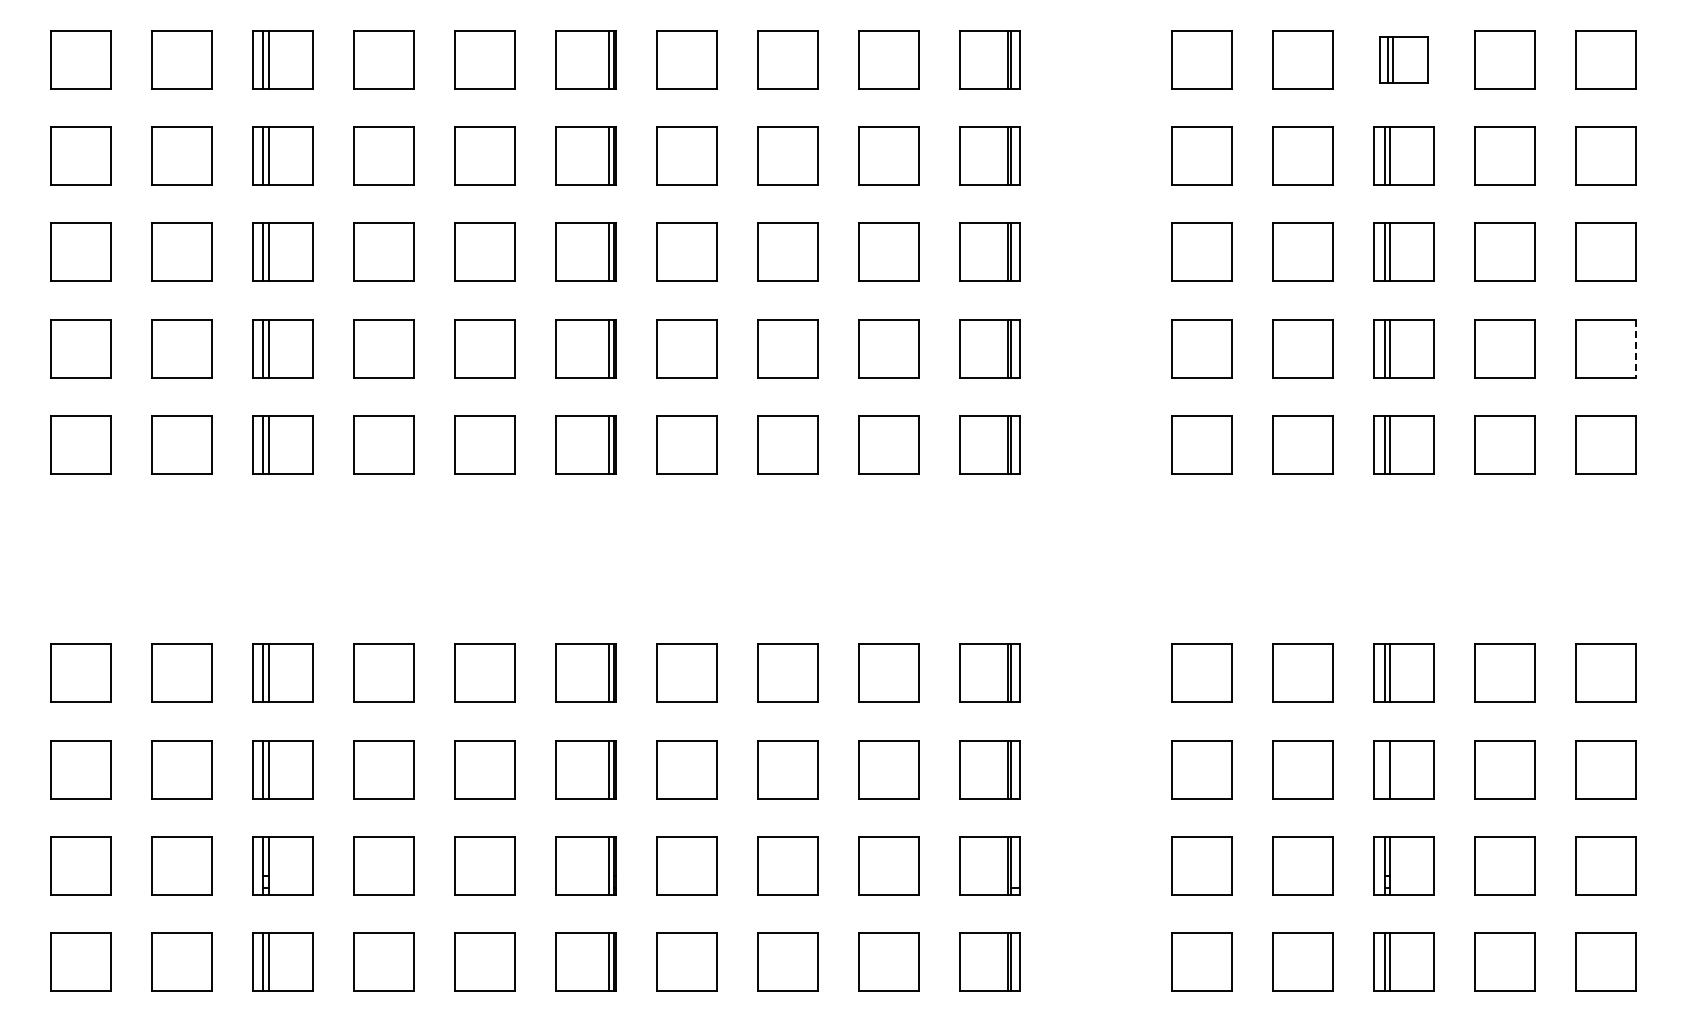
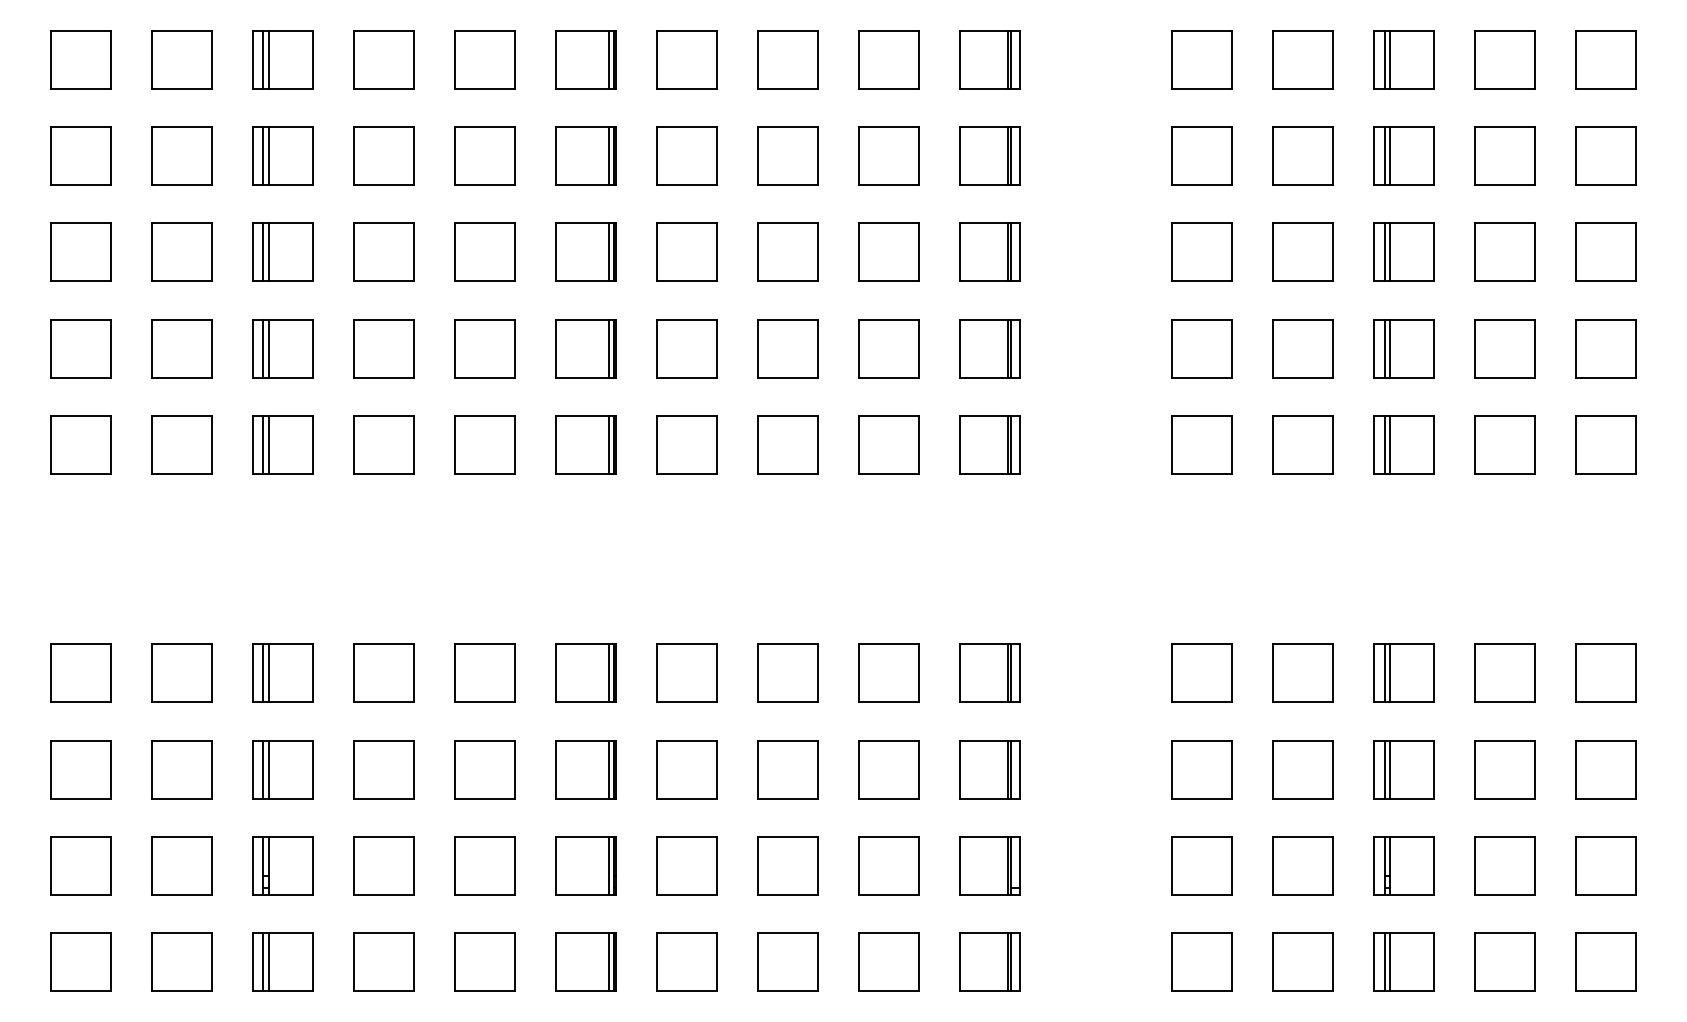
part size: 50x48 px -> 62x60 px (1403, 59)
line: dashed -> solid (1636, 348)
line: none -> present (1384, 769)
